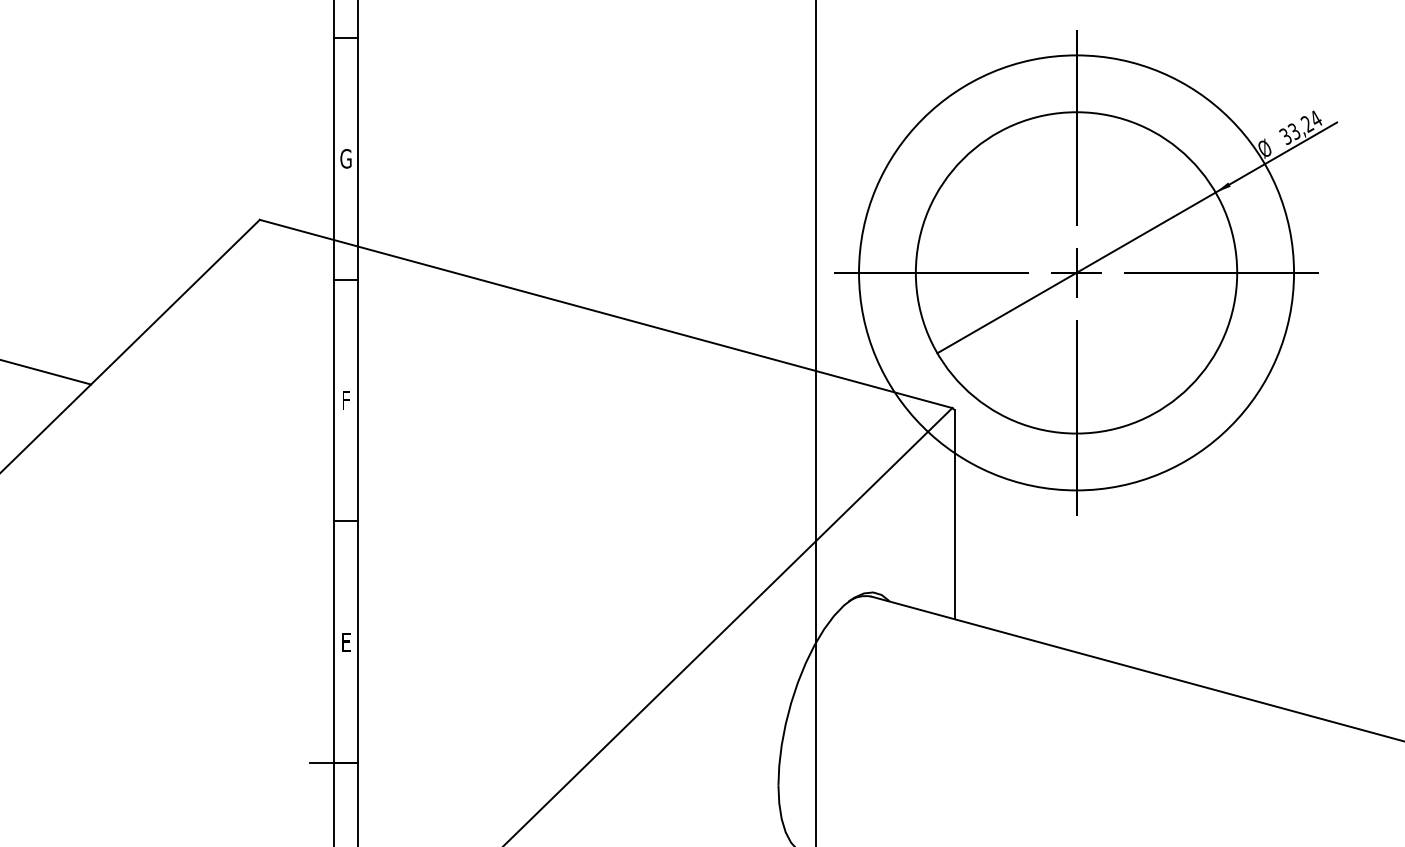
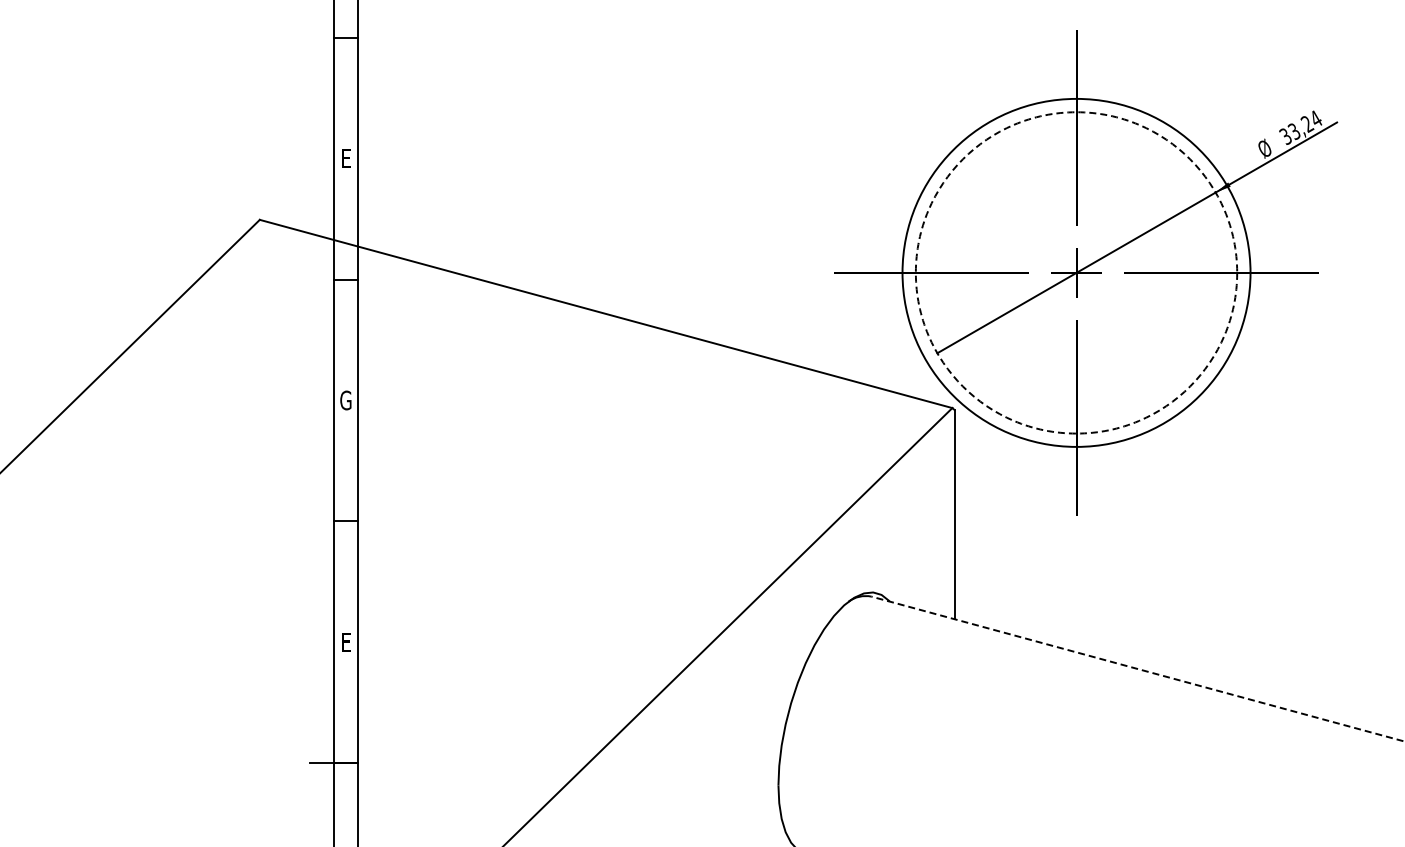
text: G -> E (345, 158)
circle diameter: 435 px -> 348 px (1076, 272)
circle: solid -> dashed (1076, 272)
line: present -> none (46, 372)
text: F -> G (345, 400)
line: present -> none (815, 422)
line: solid -> dashed (1137, 668)
